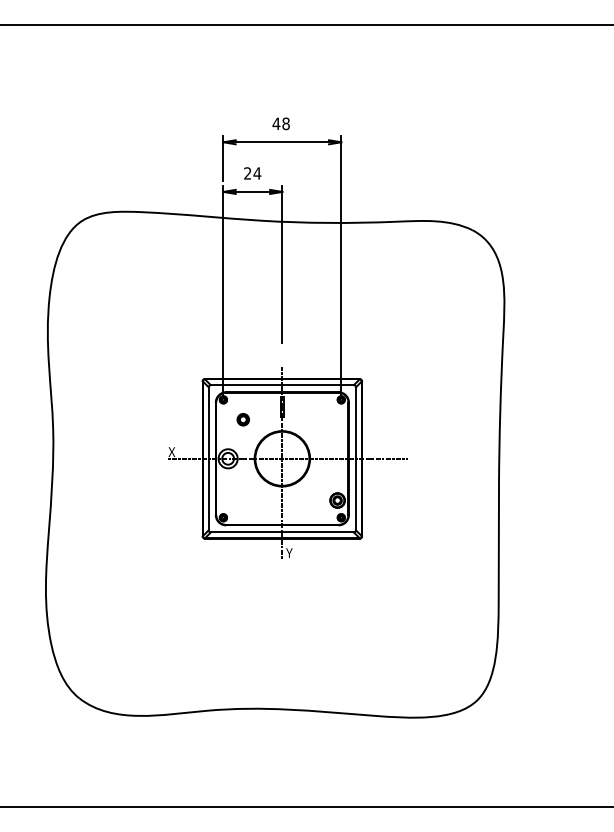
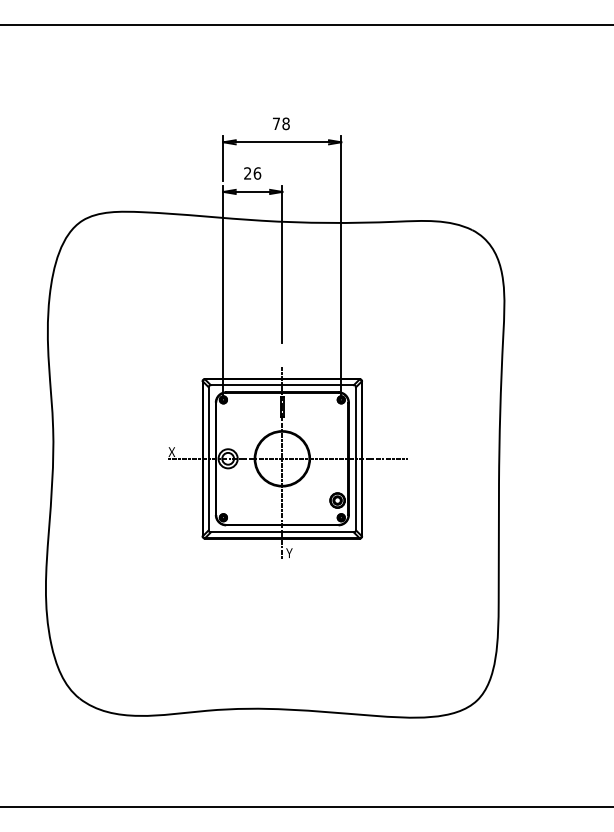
text: 48 -> 78 (276, 123)
text: 24 -> 26 (257, 173)
part: present -> none (242, 419)
